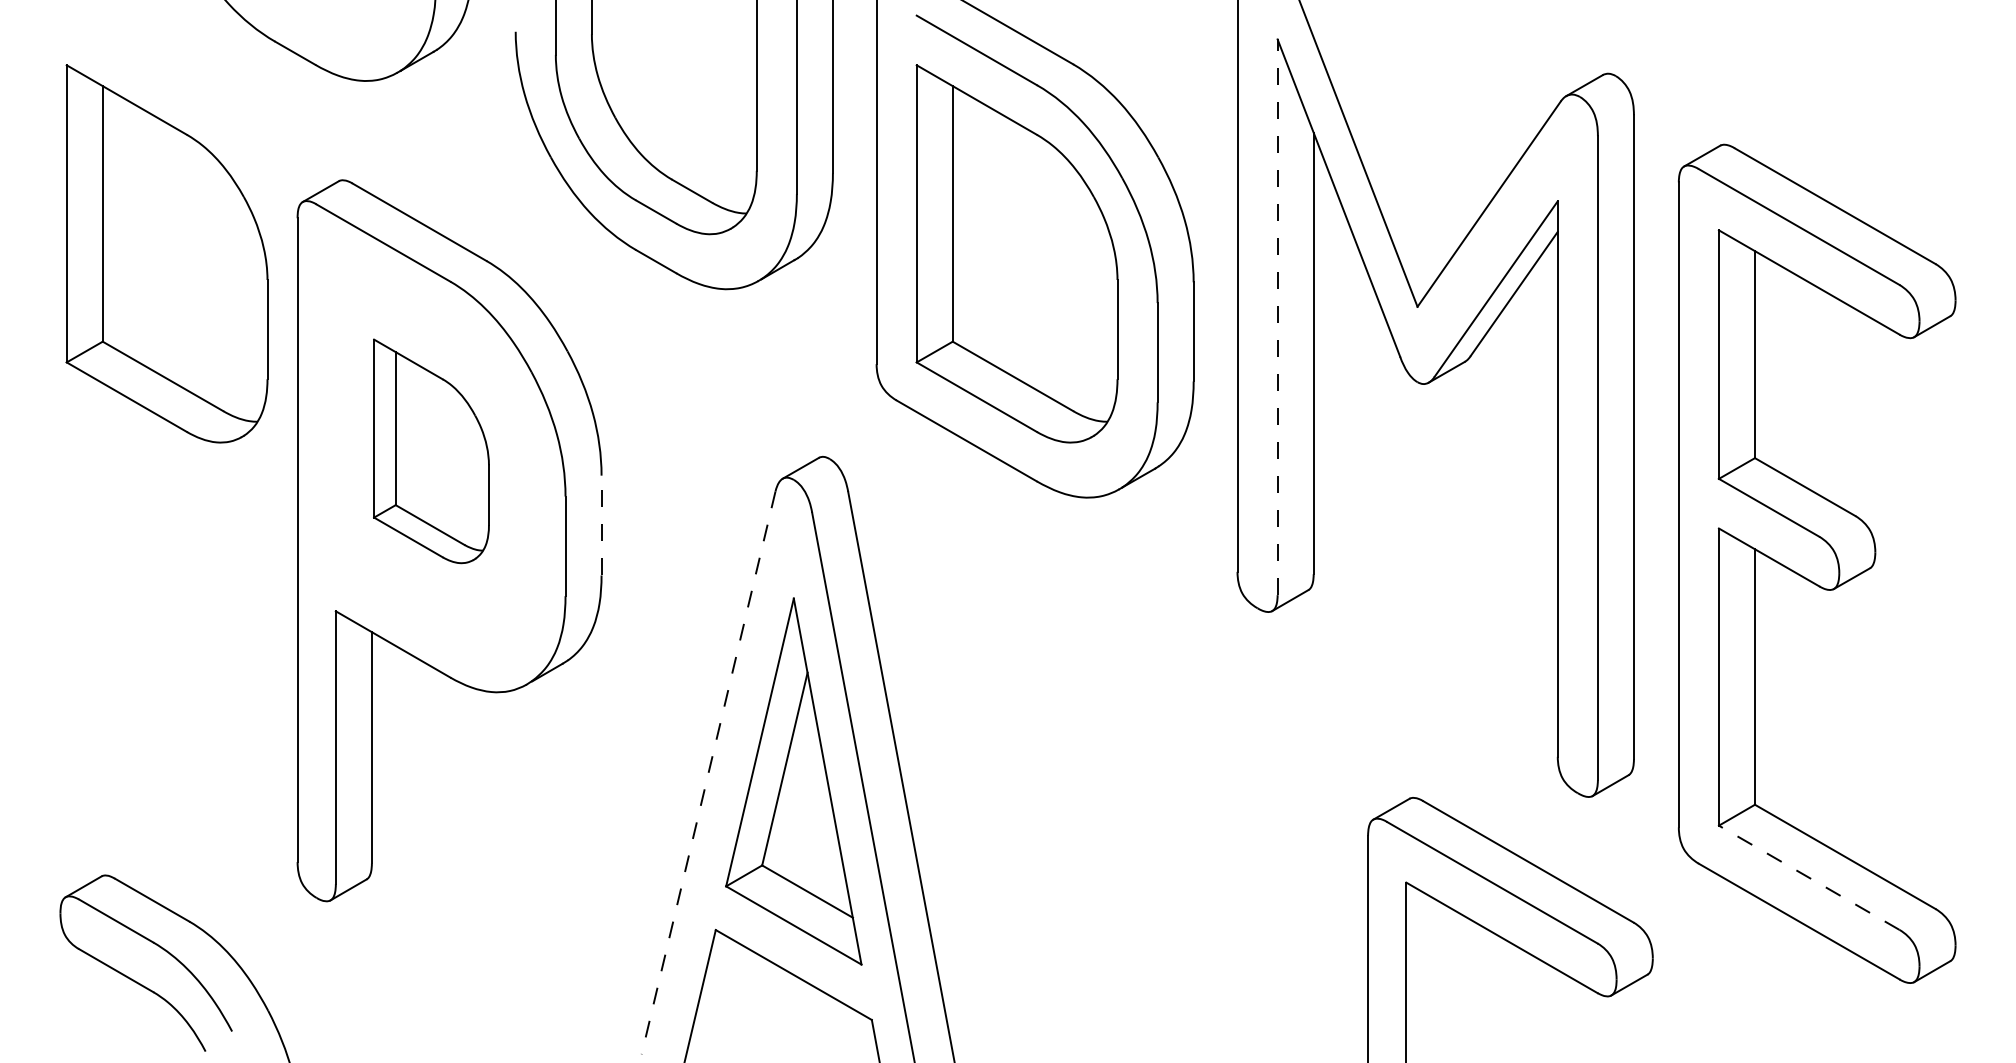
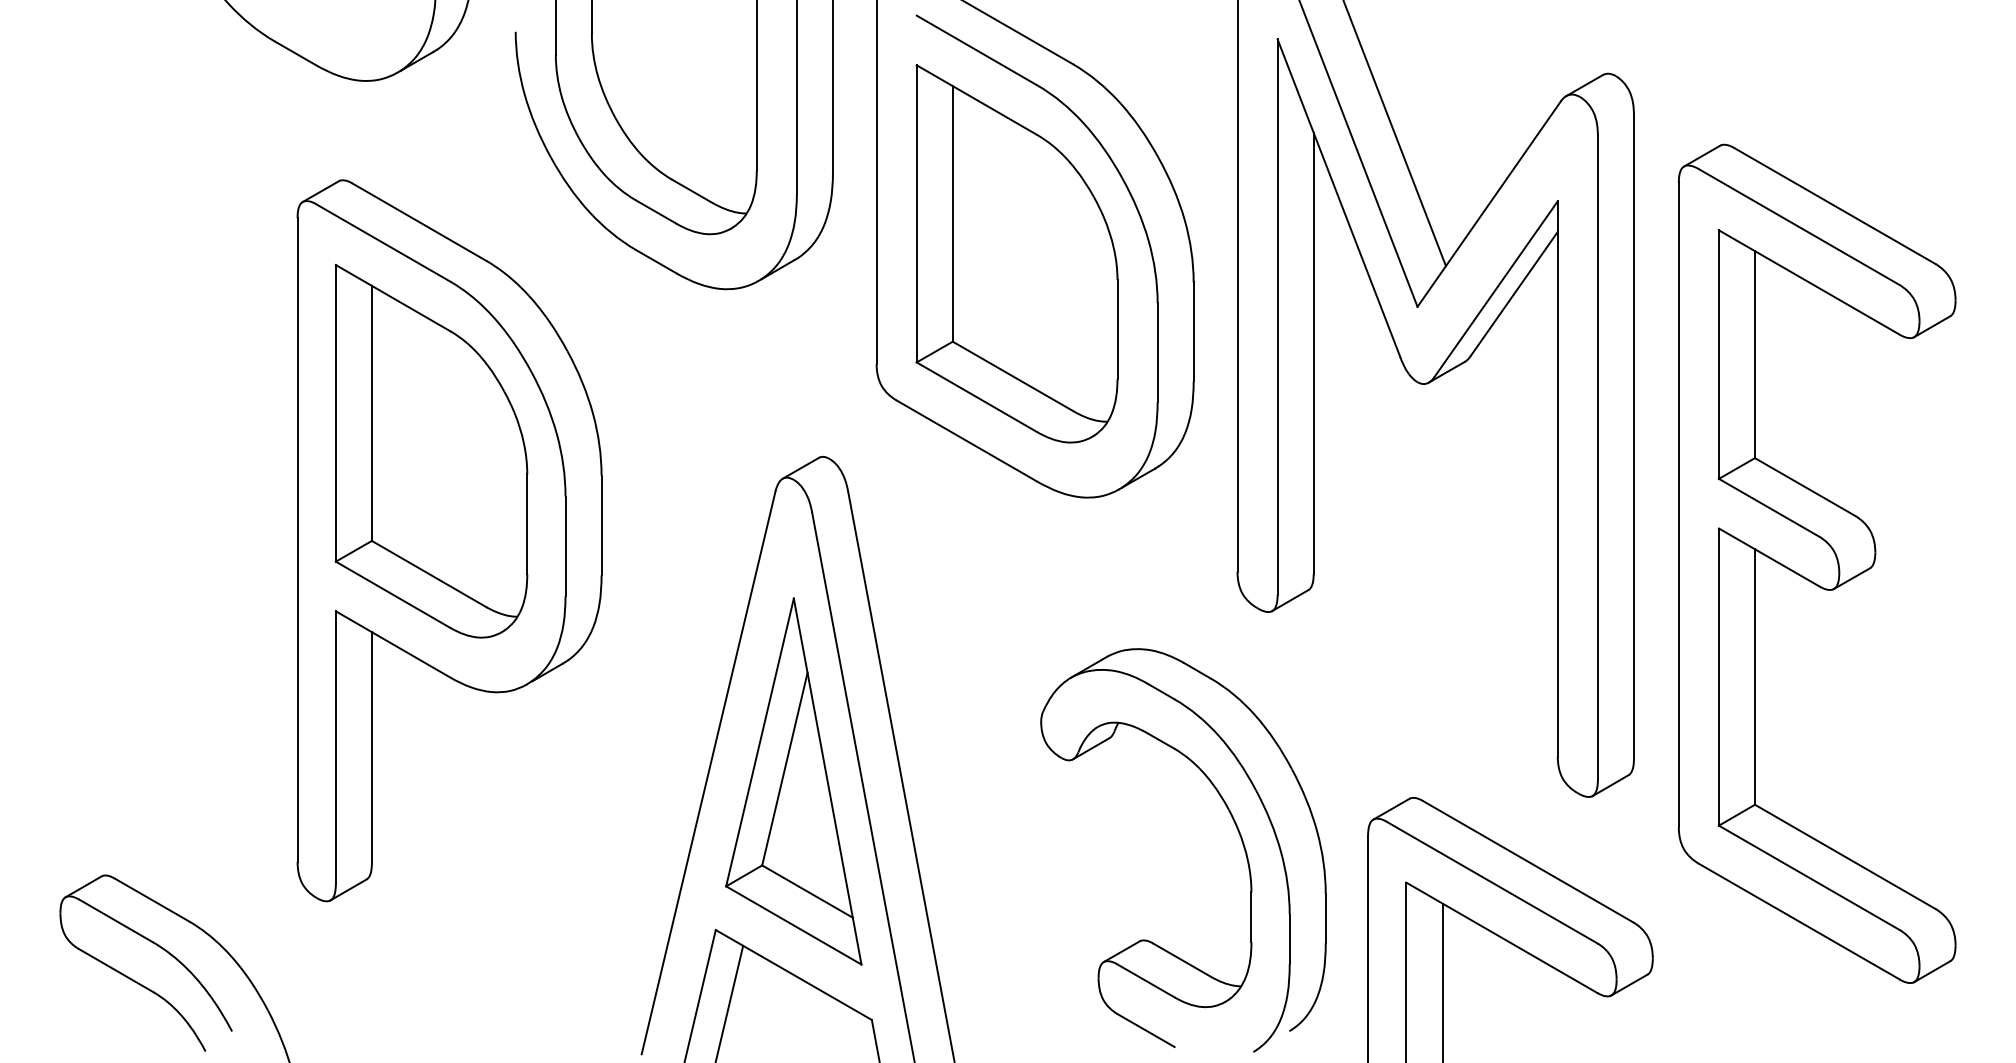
line: none -> present (1394, 134)
part: present -> none (166, 253)
line: dashed -> solid (1277, 317)
part size: 117x227 px -> 195x375 px (431, 451)
line: dashed -> solid (601, 525)
line: dashed -> solid (708, 773)
part: none -> present (1236, 828)
line: dashed -> solid (1808, 877)
line: none -> present (1442, 981)
line: none -> present (729, 1002)
